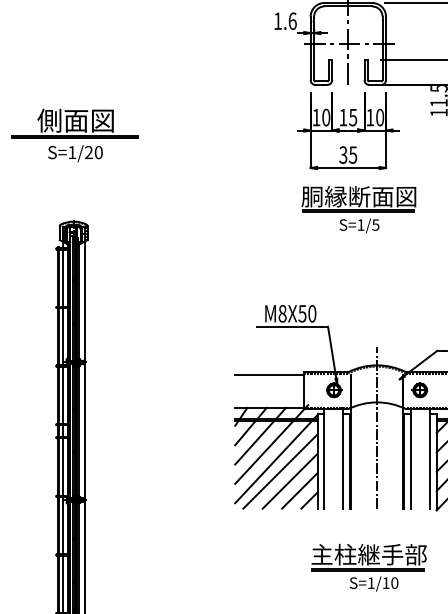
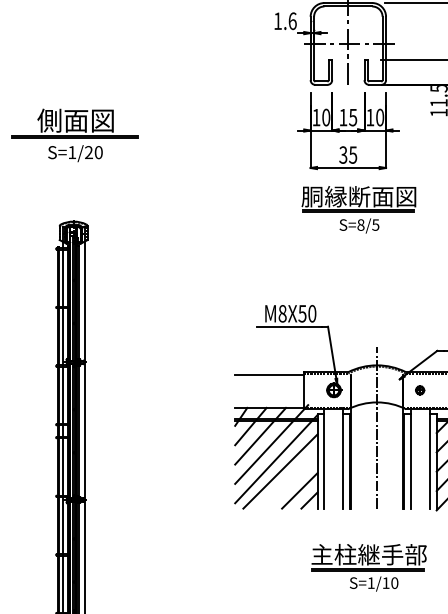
text: S=1/5 -> S=8/5 (360, 224)
part size: 18x17 px -> 11x11 px (420, 390)
line: present -> none (289, 480)
